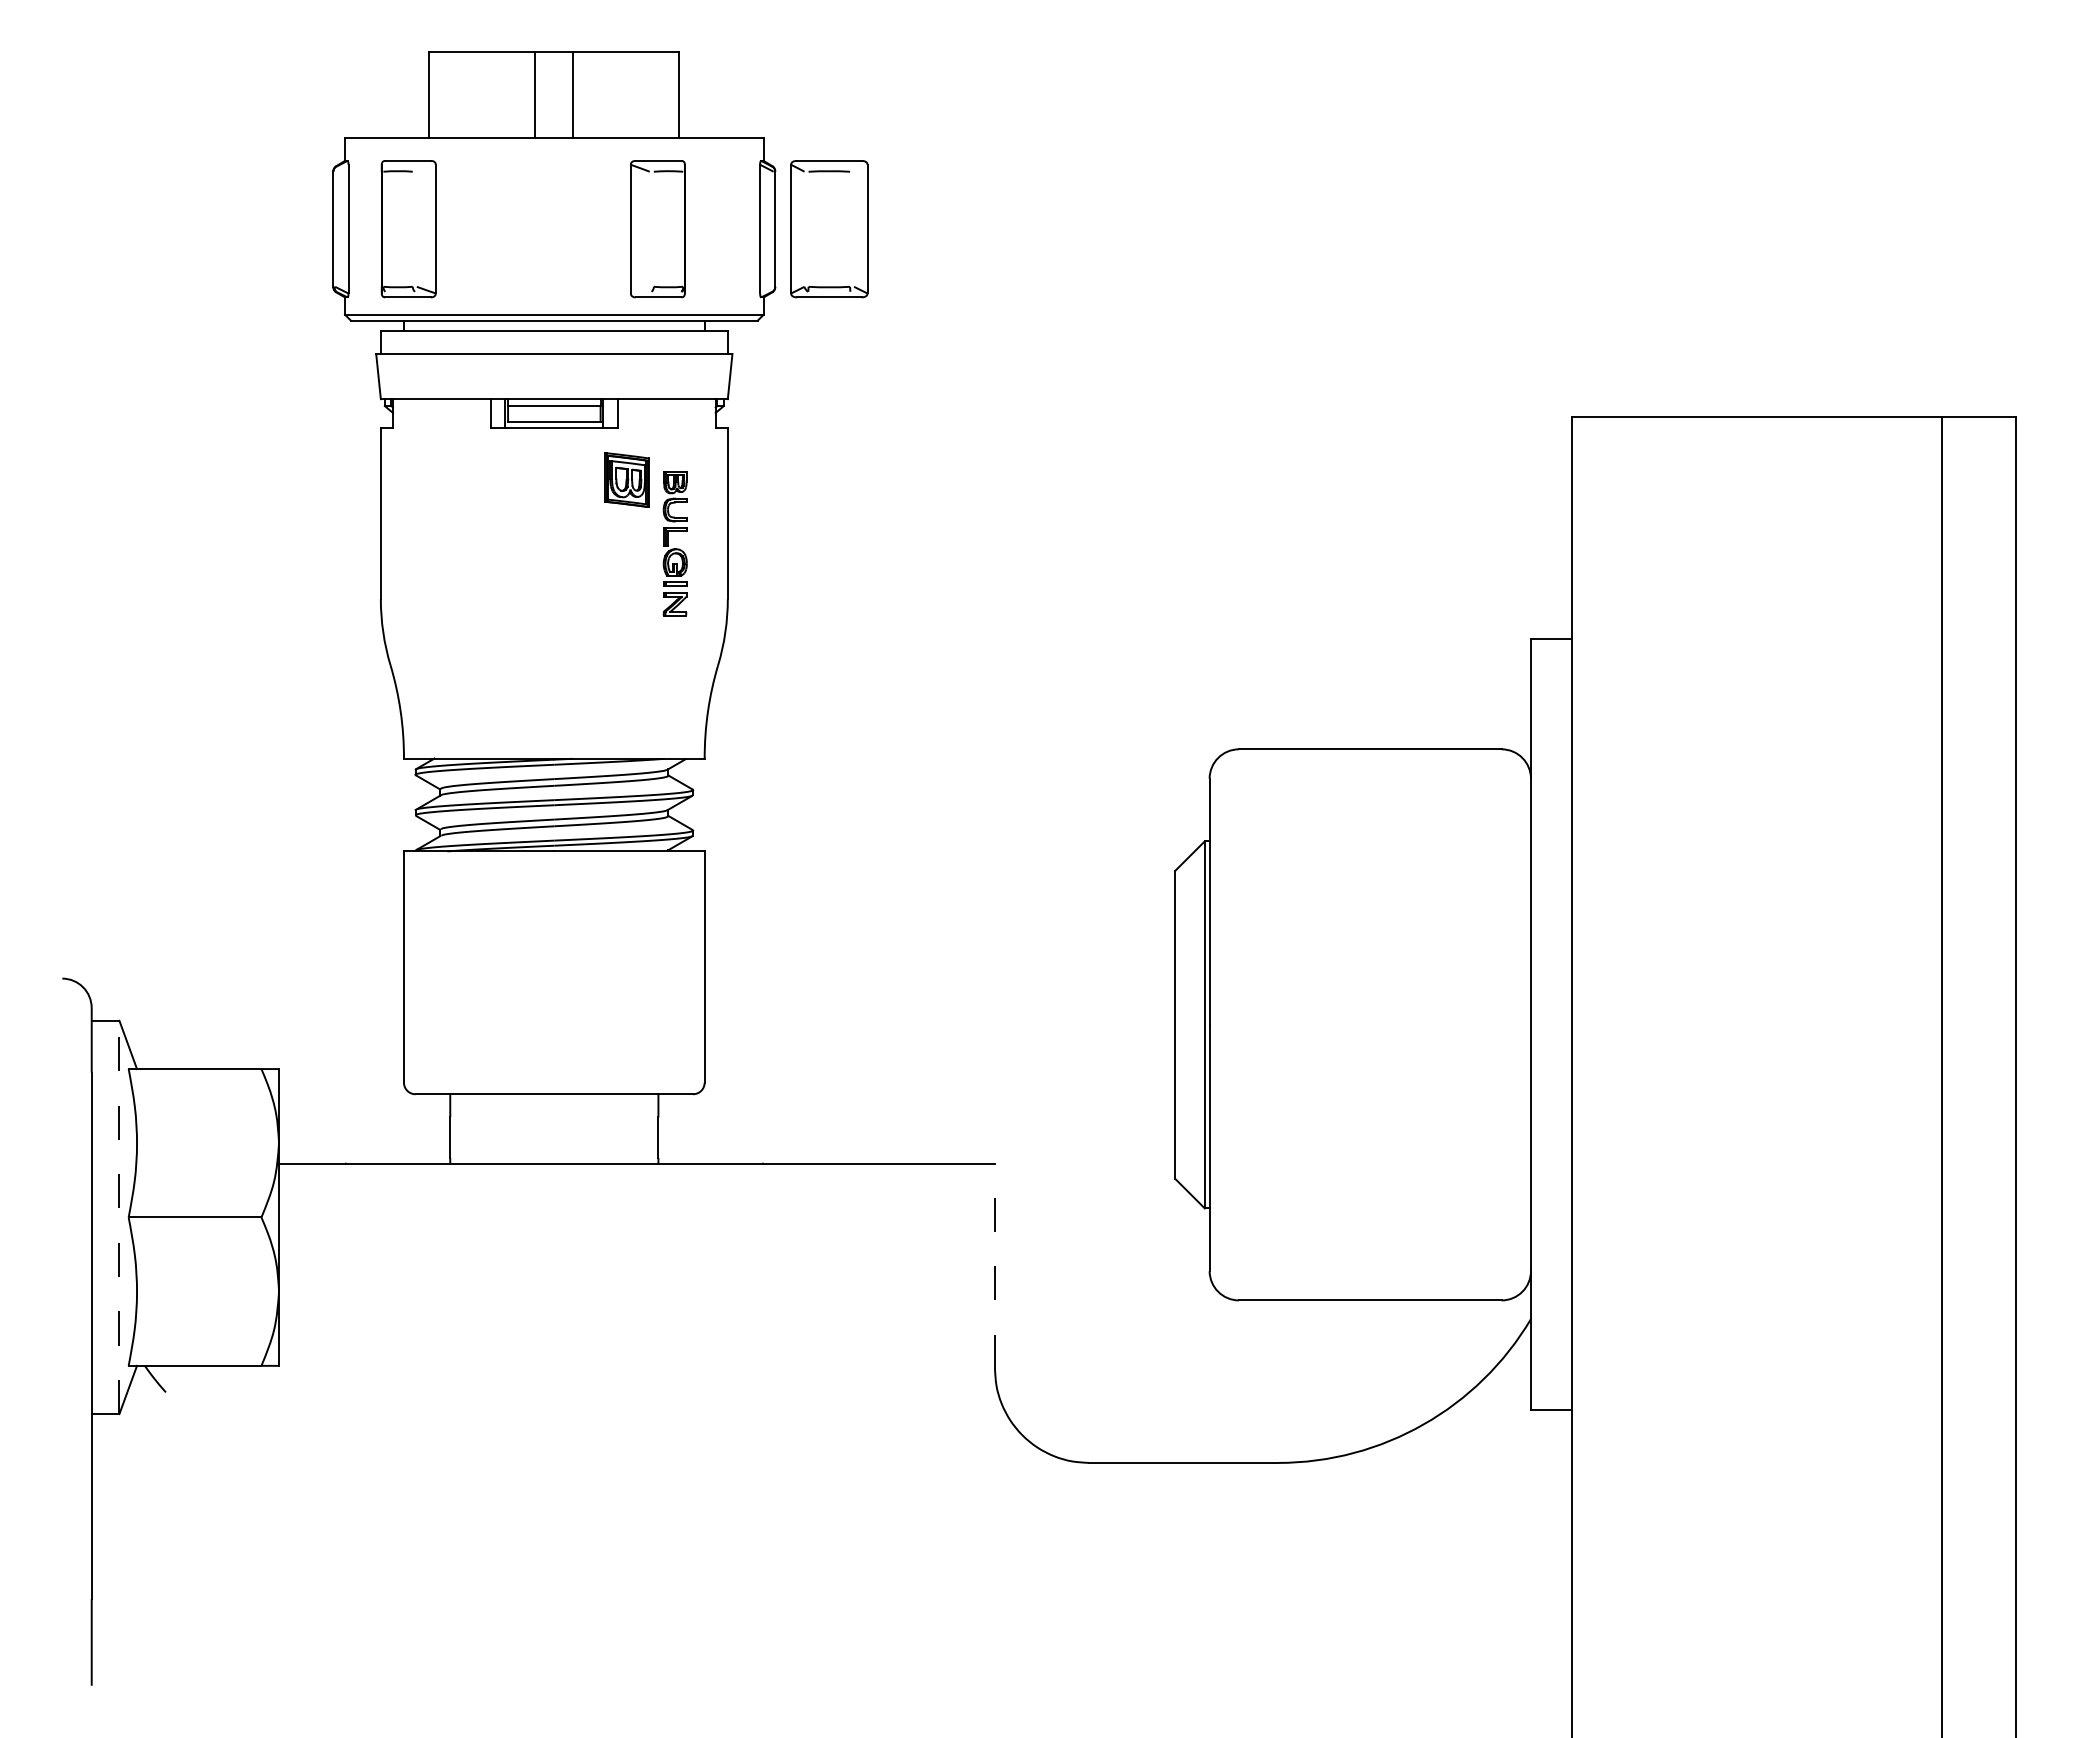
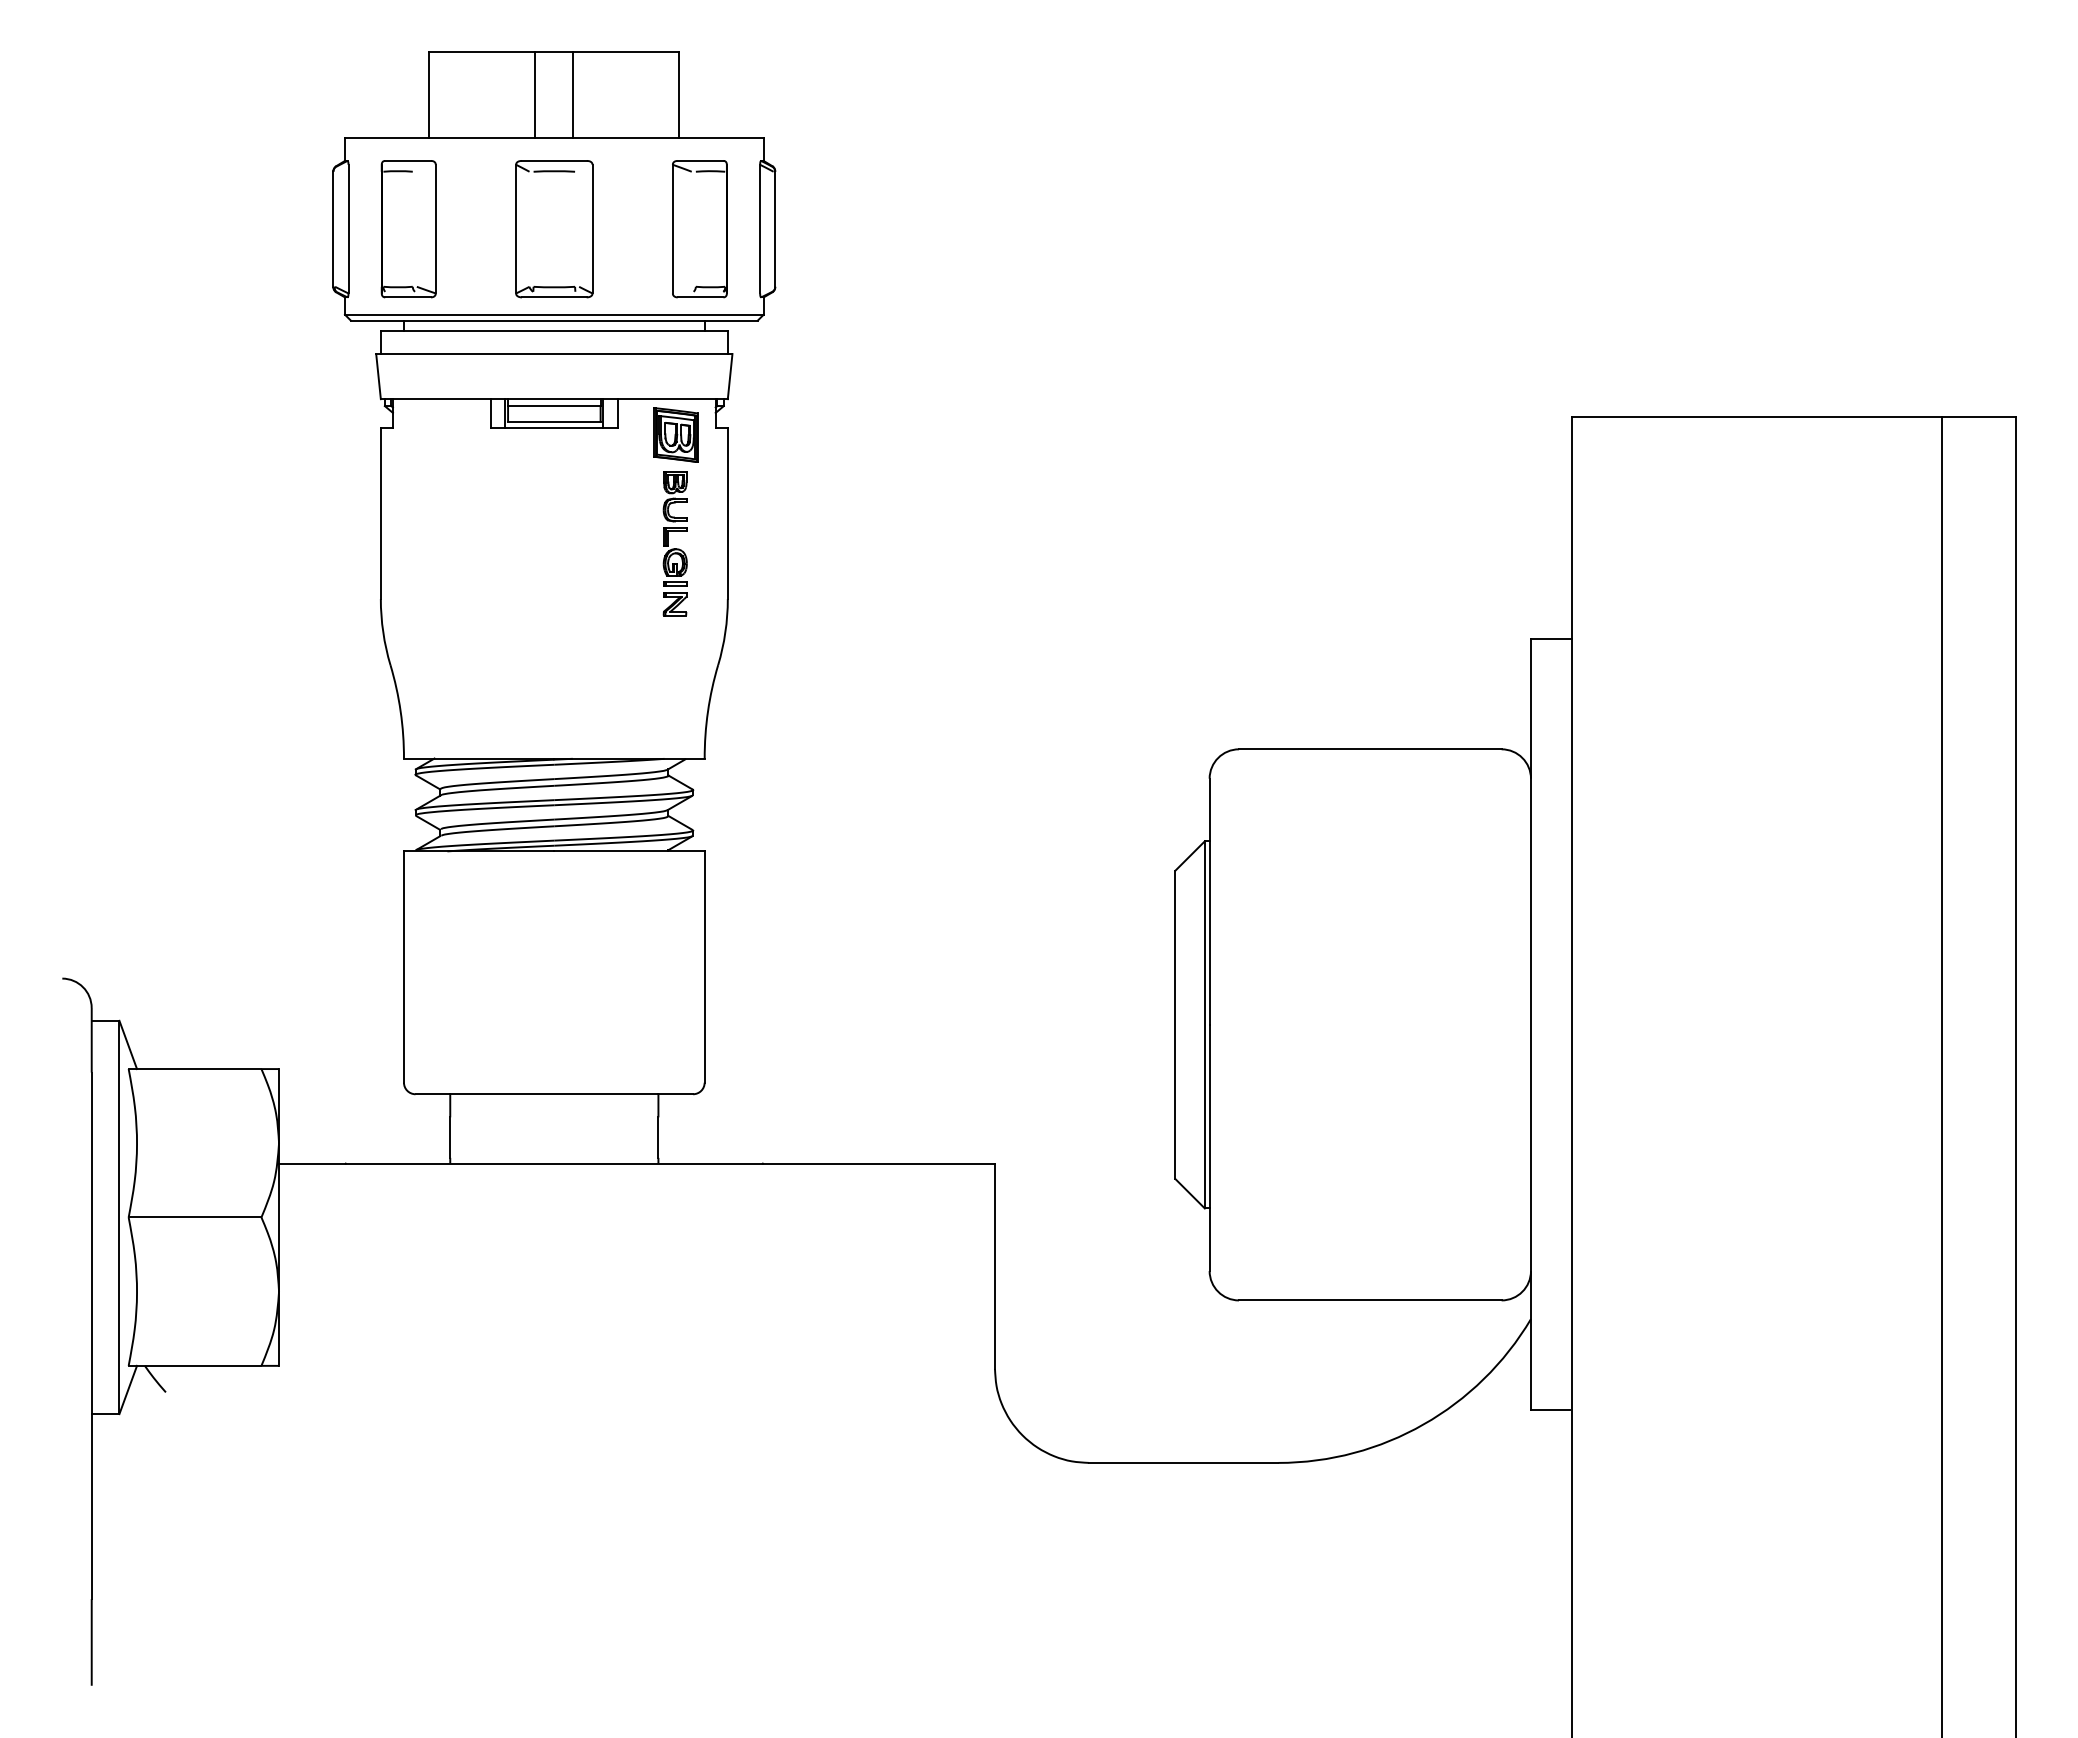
part position: (657, 229) -> (699, 229) (699, 229)
part position: (829, 229) -> (554, 229) (554, 229)
part position: (626, 479) -> (675, 434) (675, 434)
line: dashed -> solid (119, 1217)
line: dashed -> solid (994, 1266)
